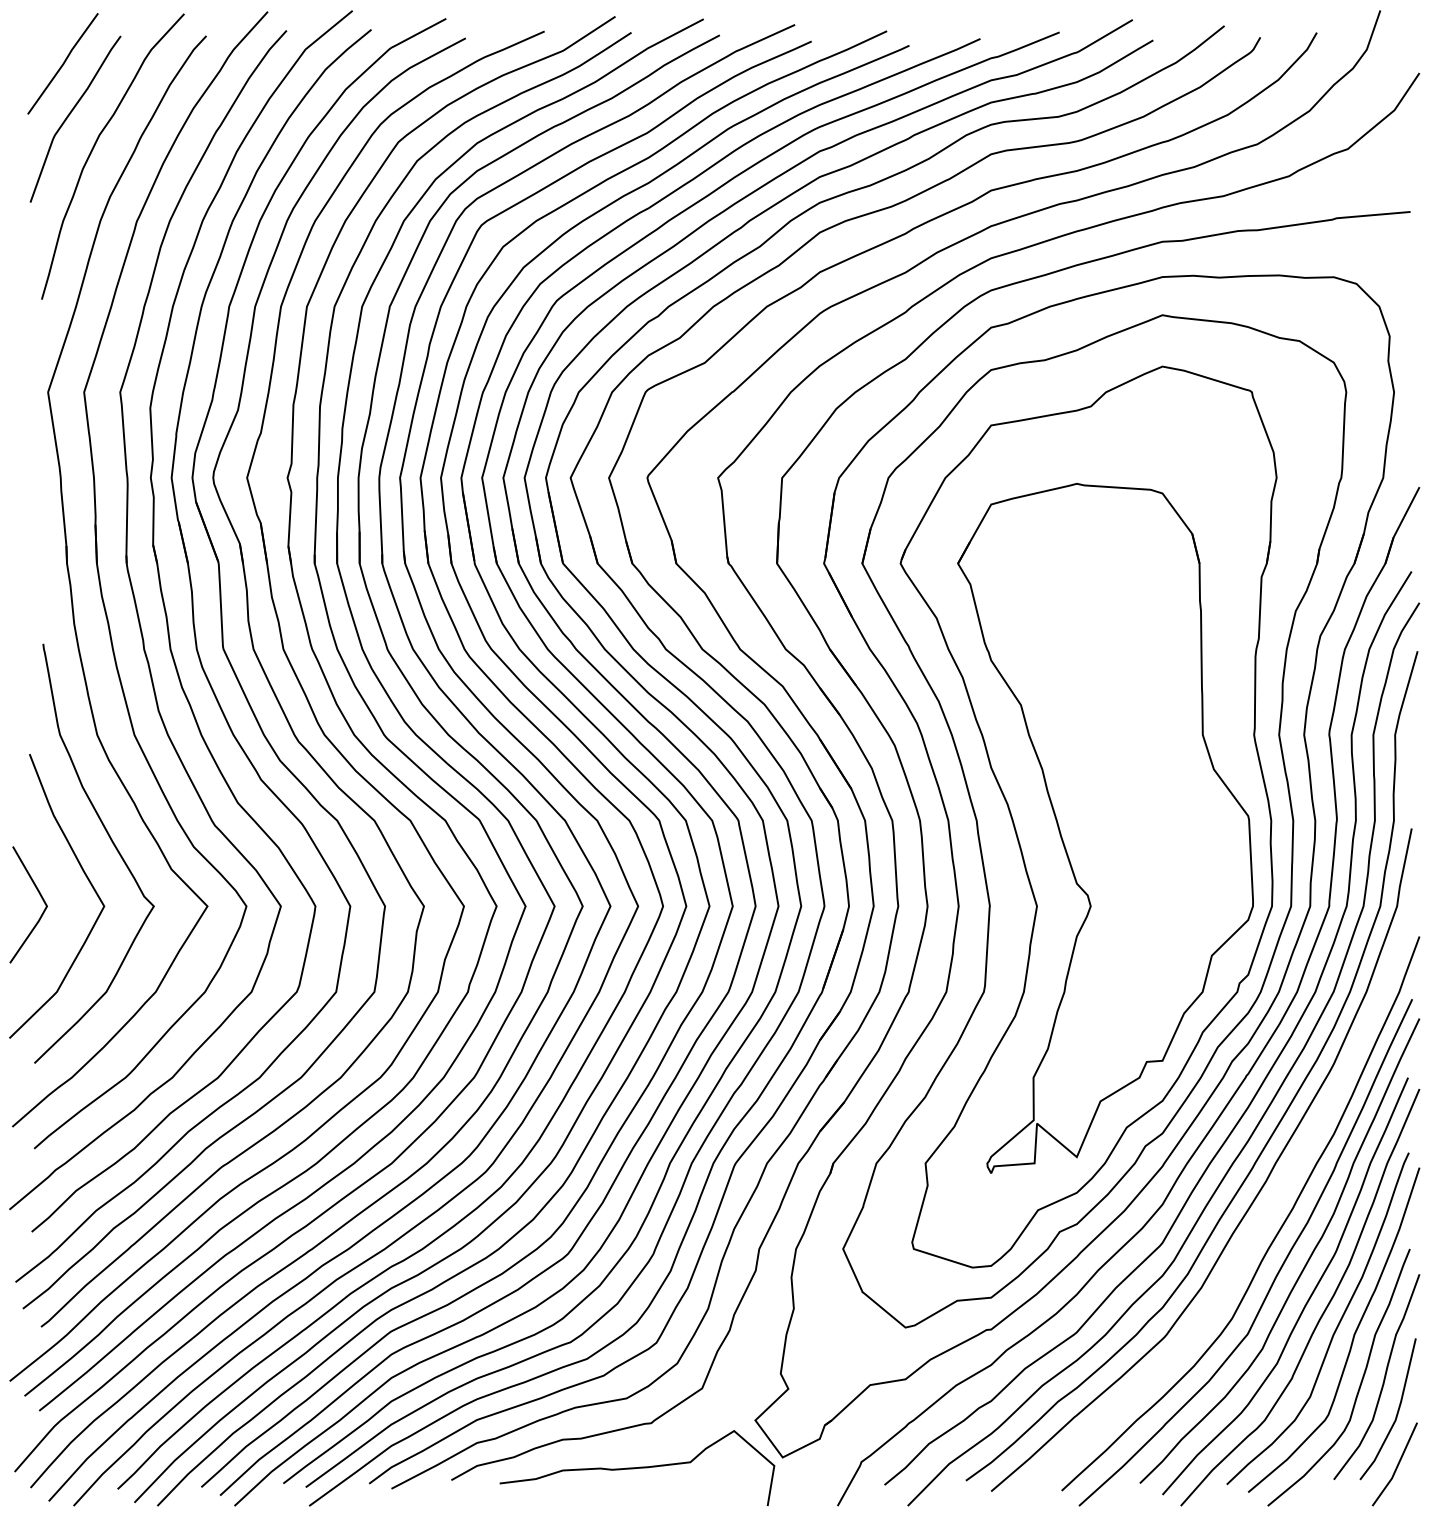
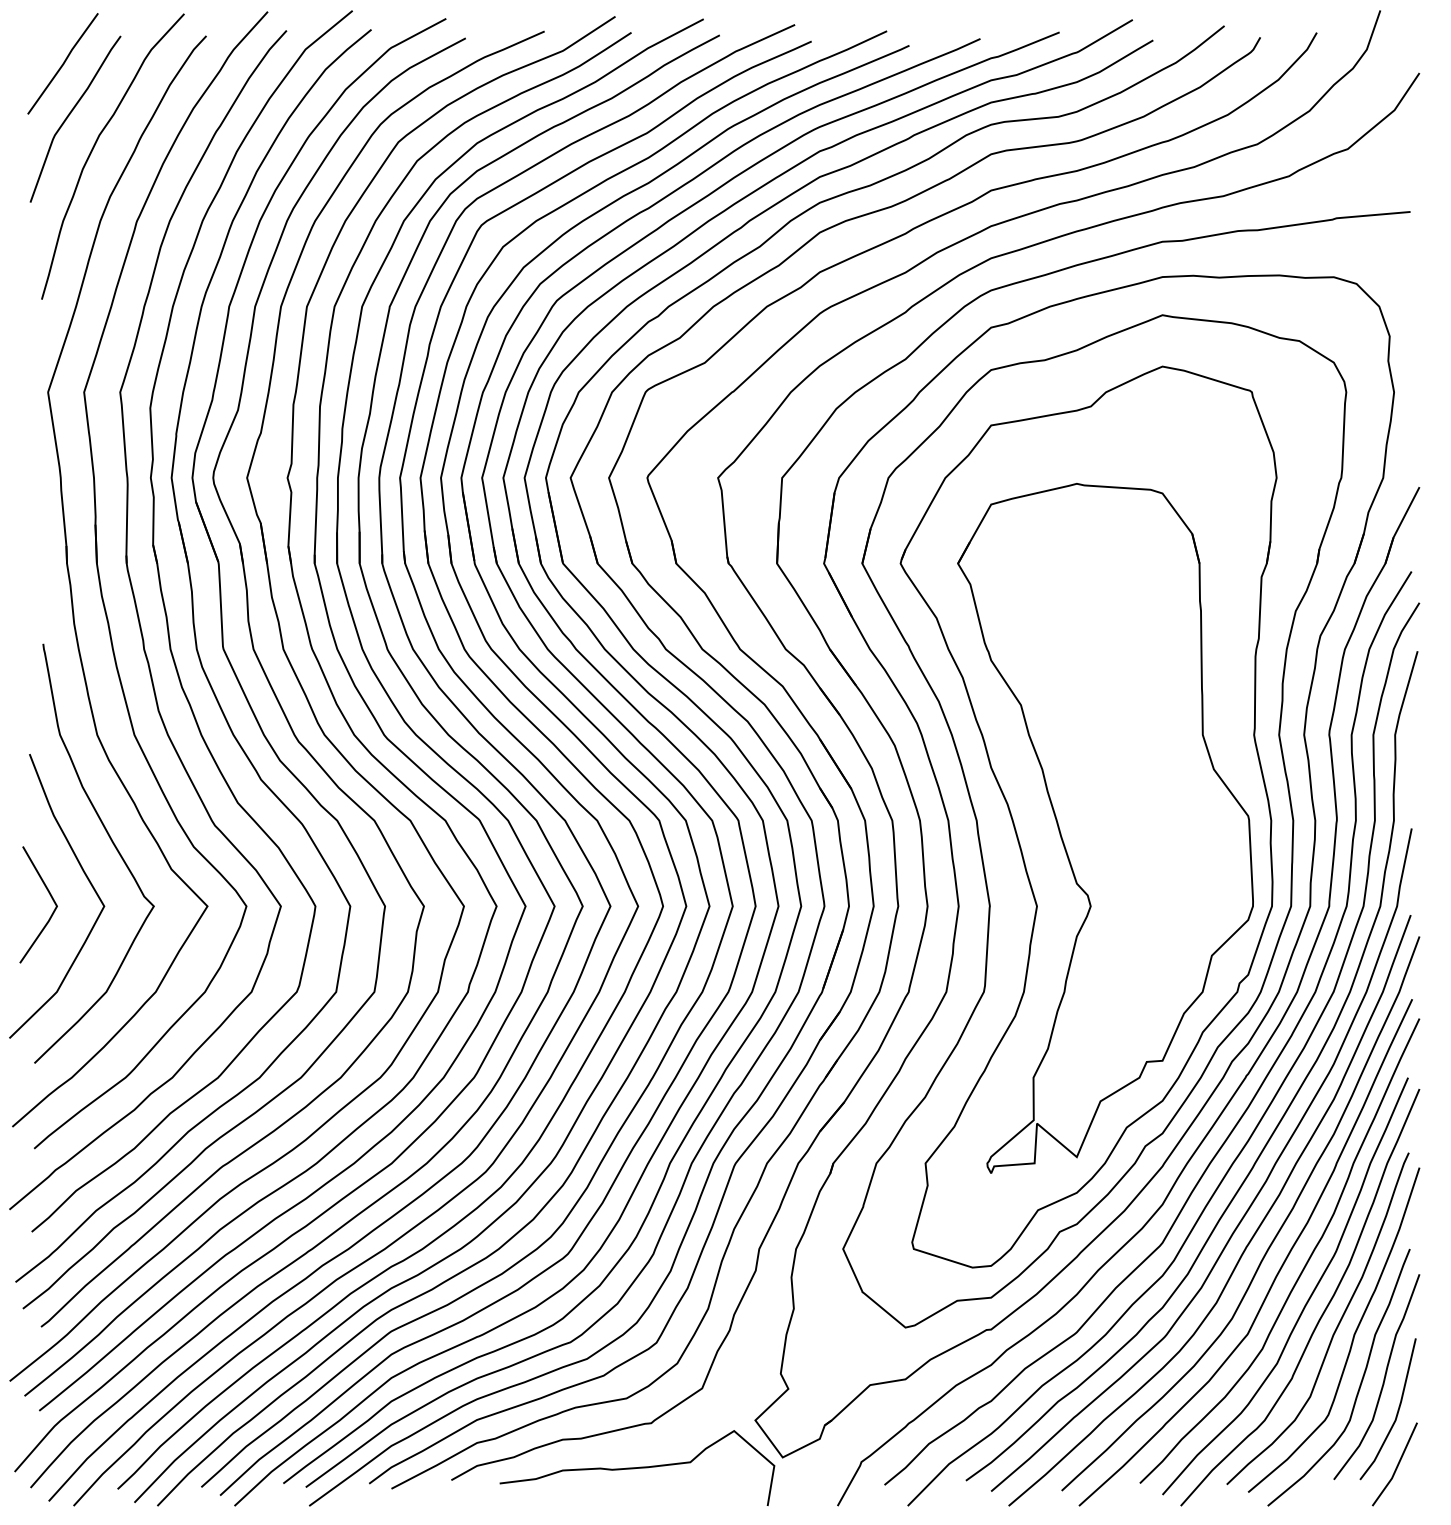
curve position: (41, 898) -> (51, 898) (51, 898)
curve: none -> present (1250, 1238)
